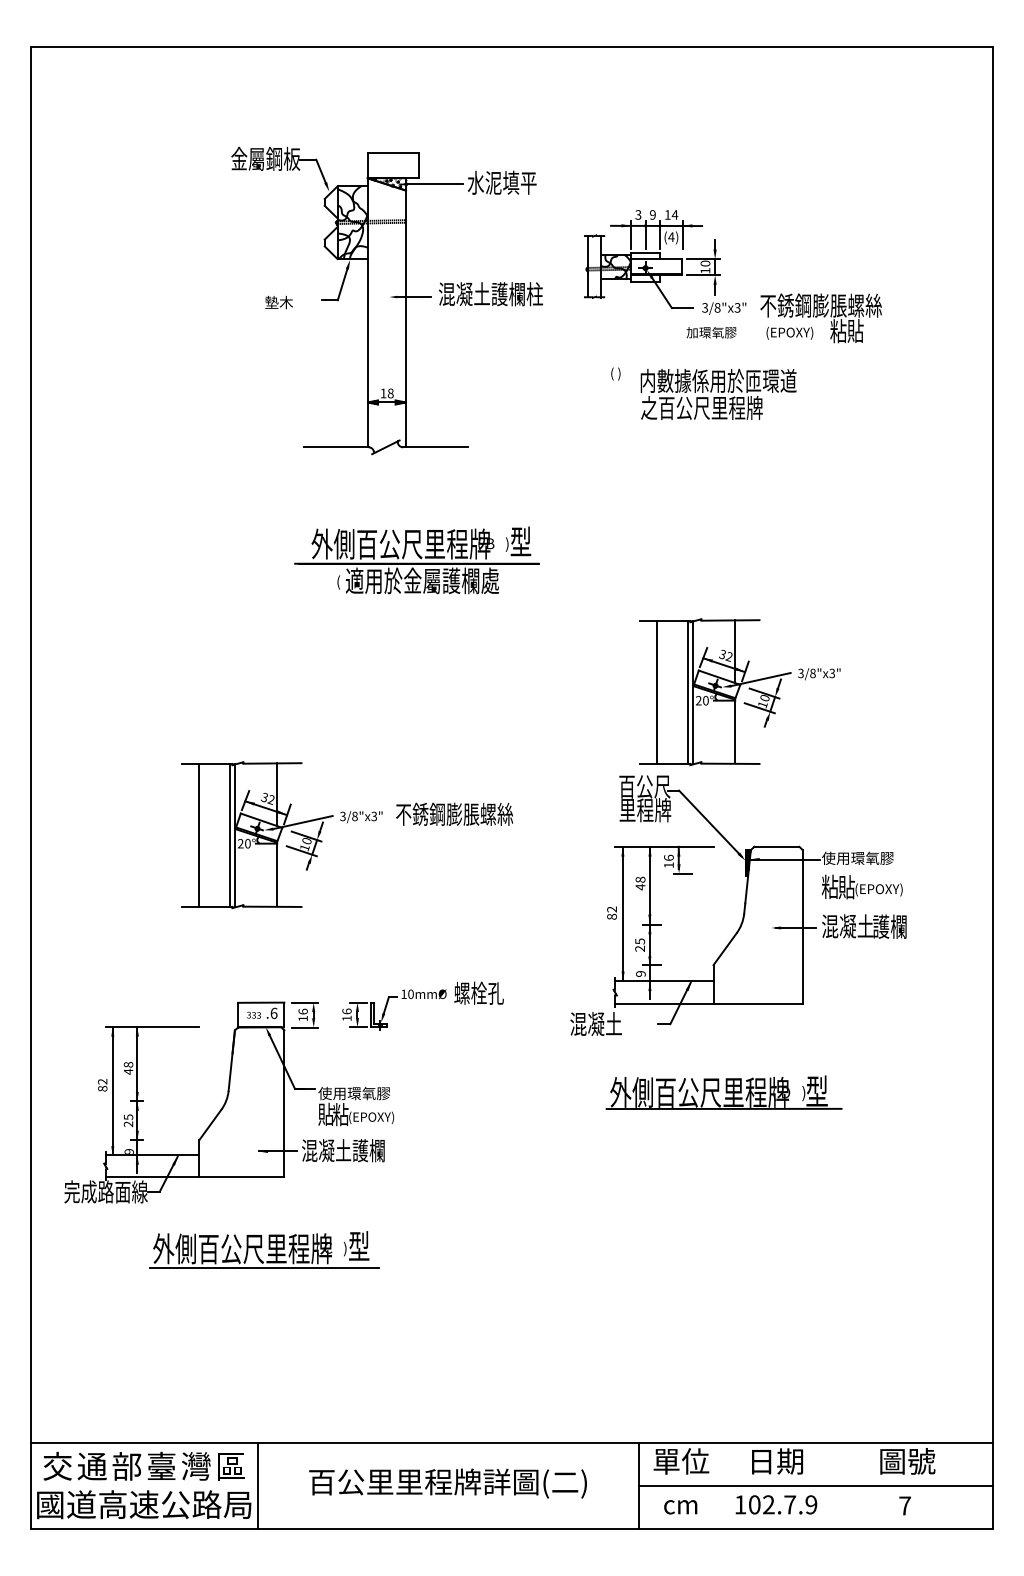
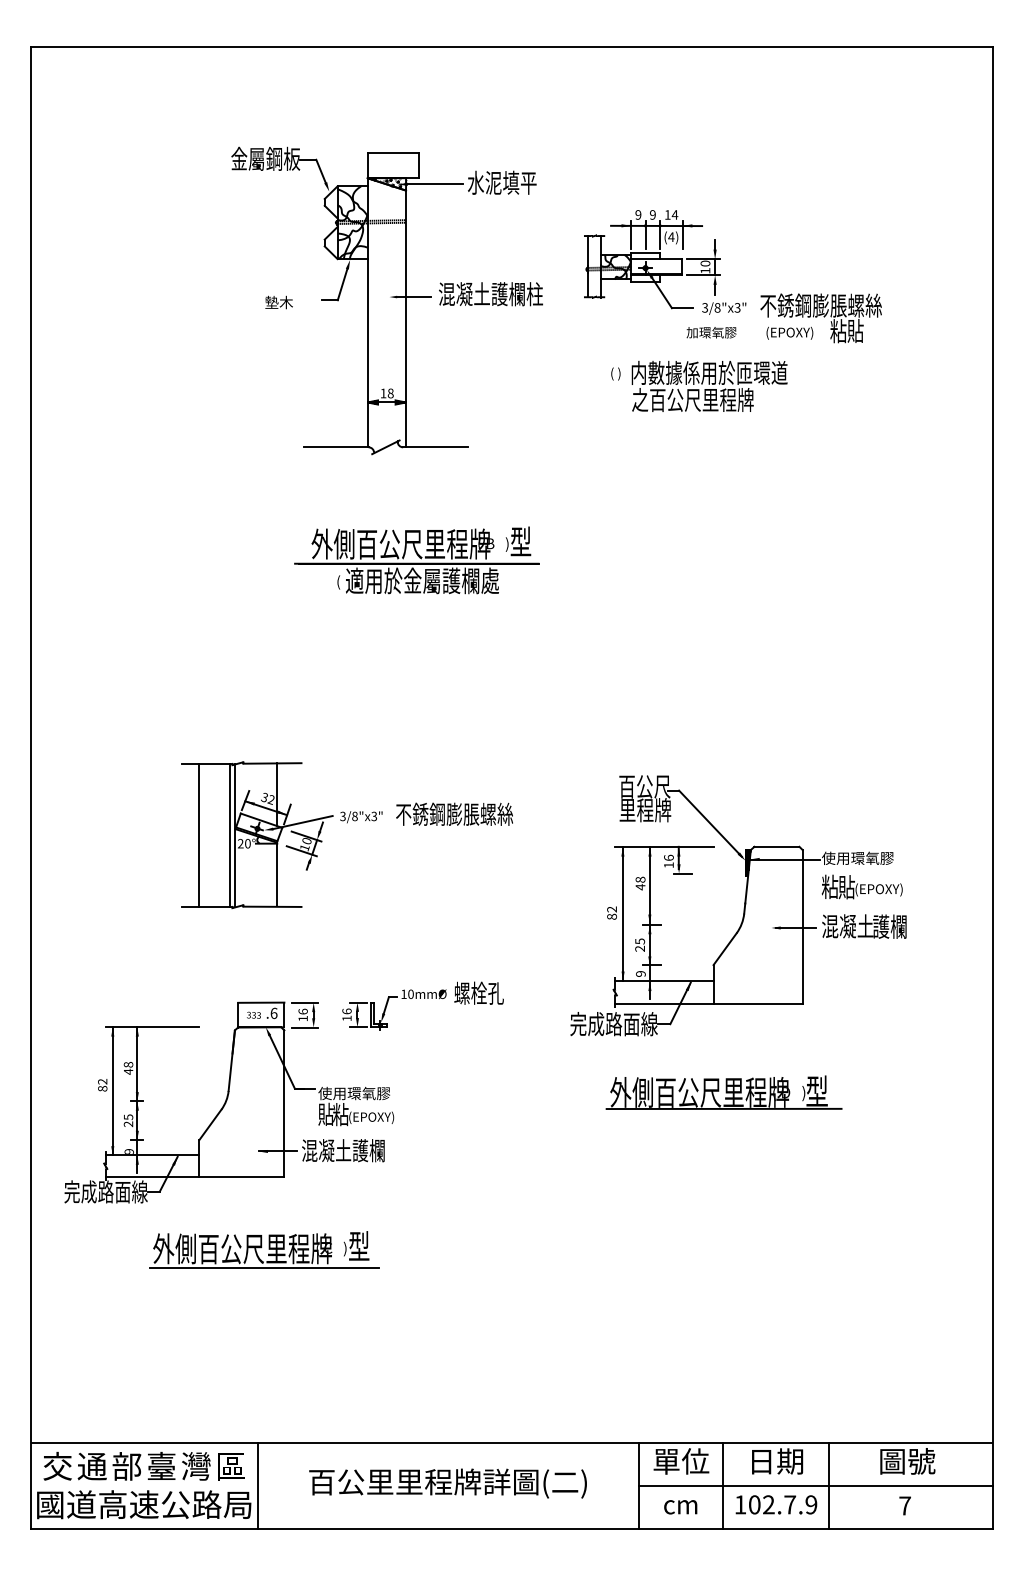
text: 3 -> 9 (638, 214)
text position: (718, 393) -> (709, 385) (709, 385)
part: present -> none (739, 692)
text: 混凝土 -> 完成路面線 (613, 1024)
line: none -> present (723, 1485)
line: none -> present (828, 1485)
